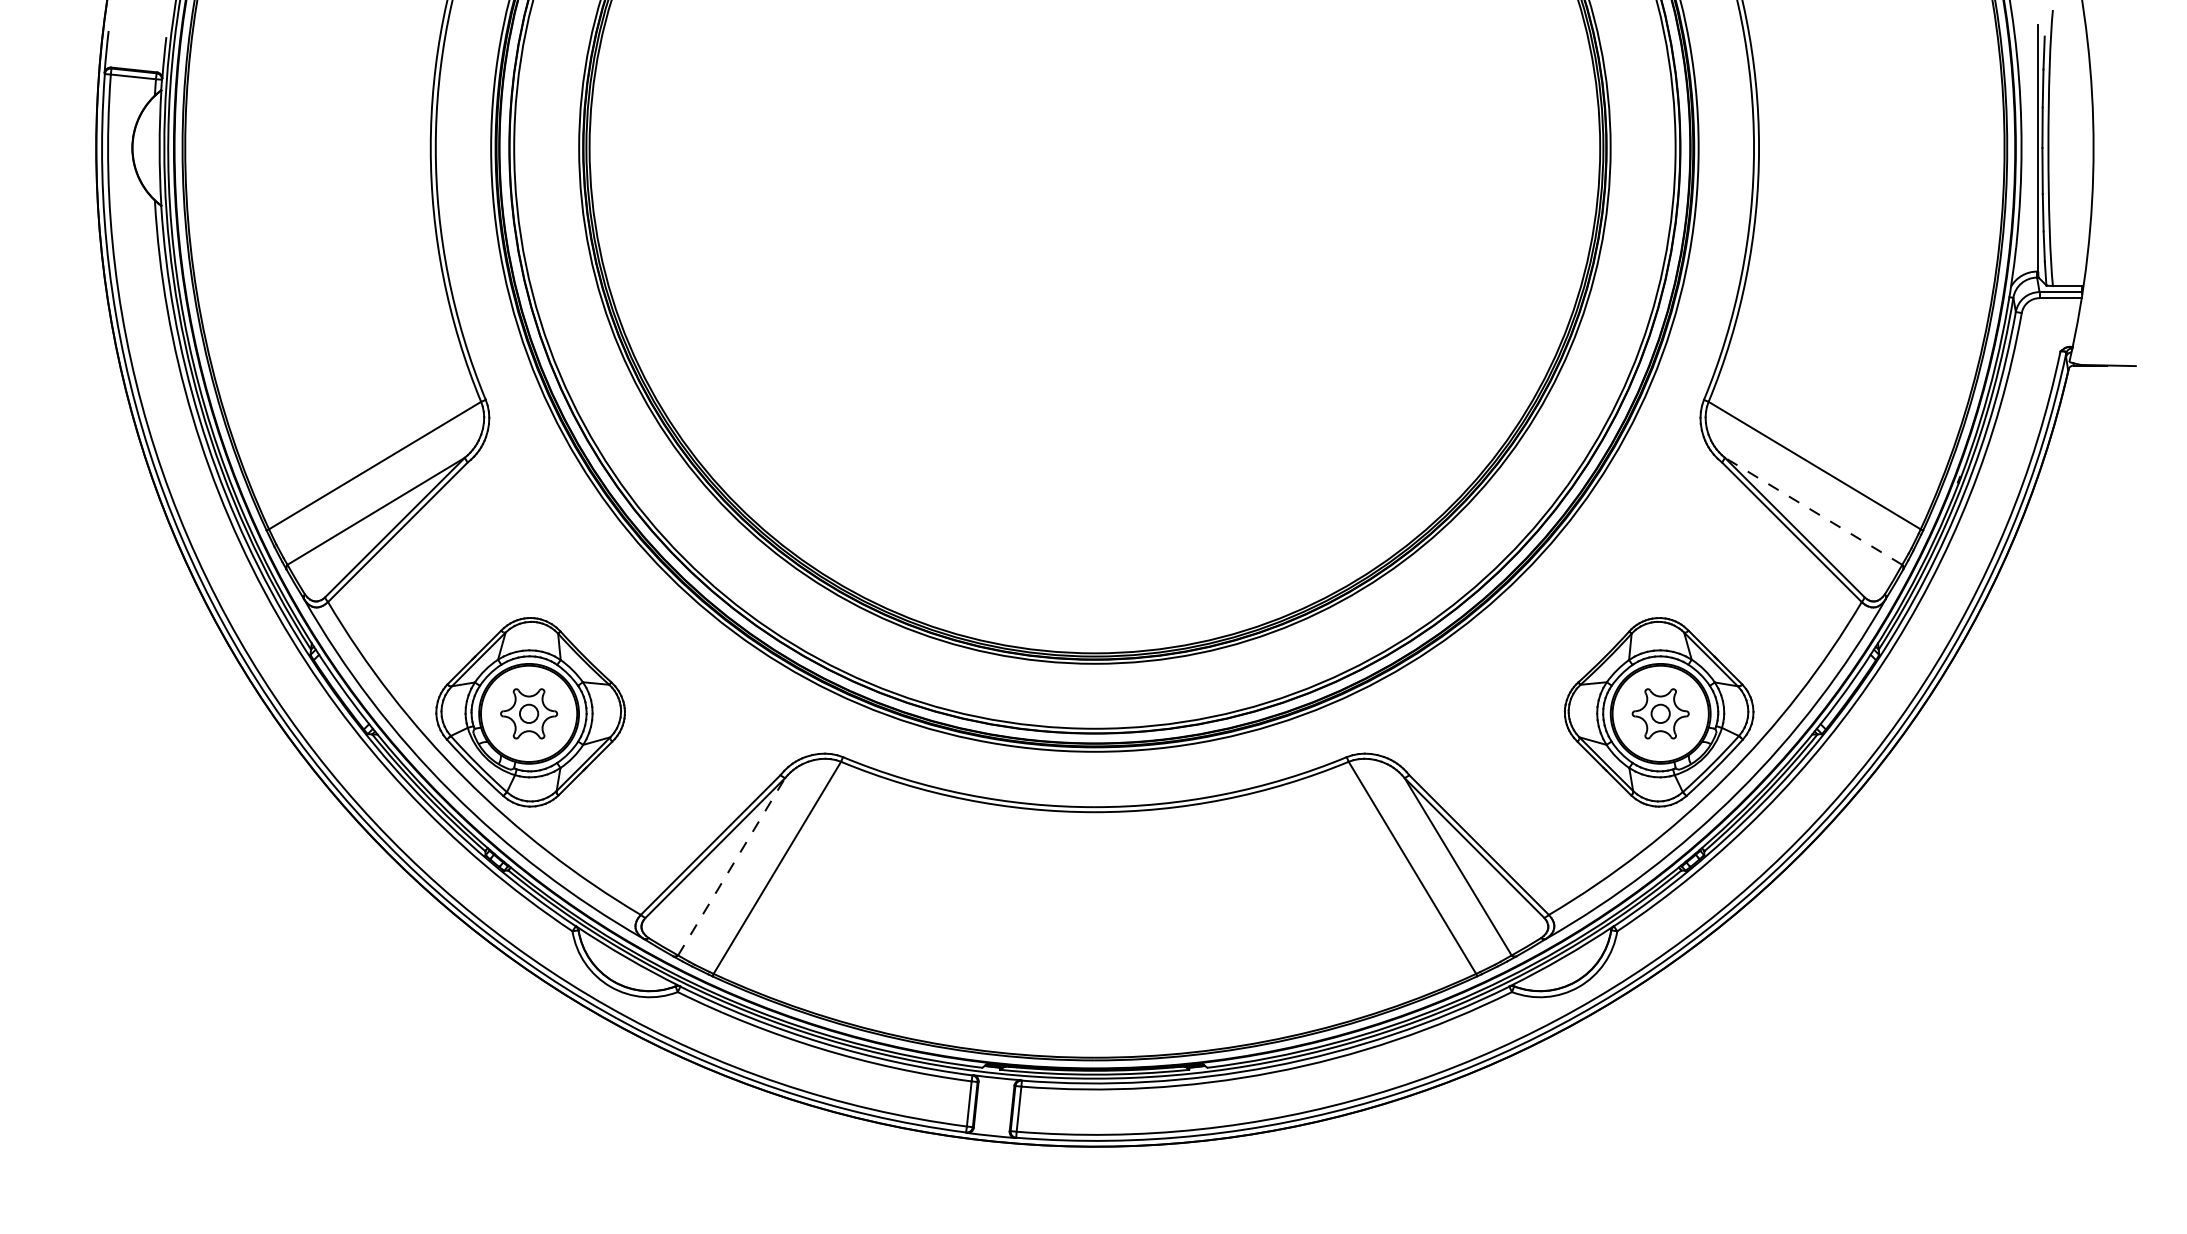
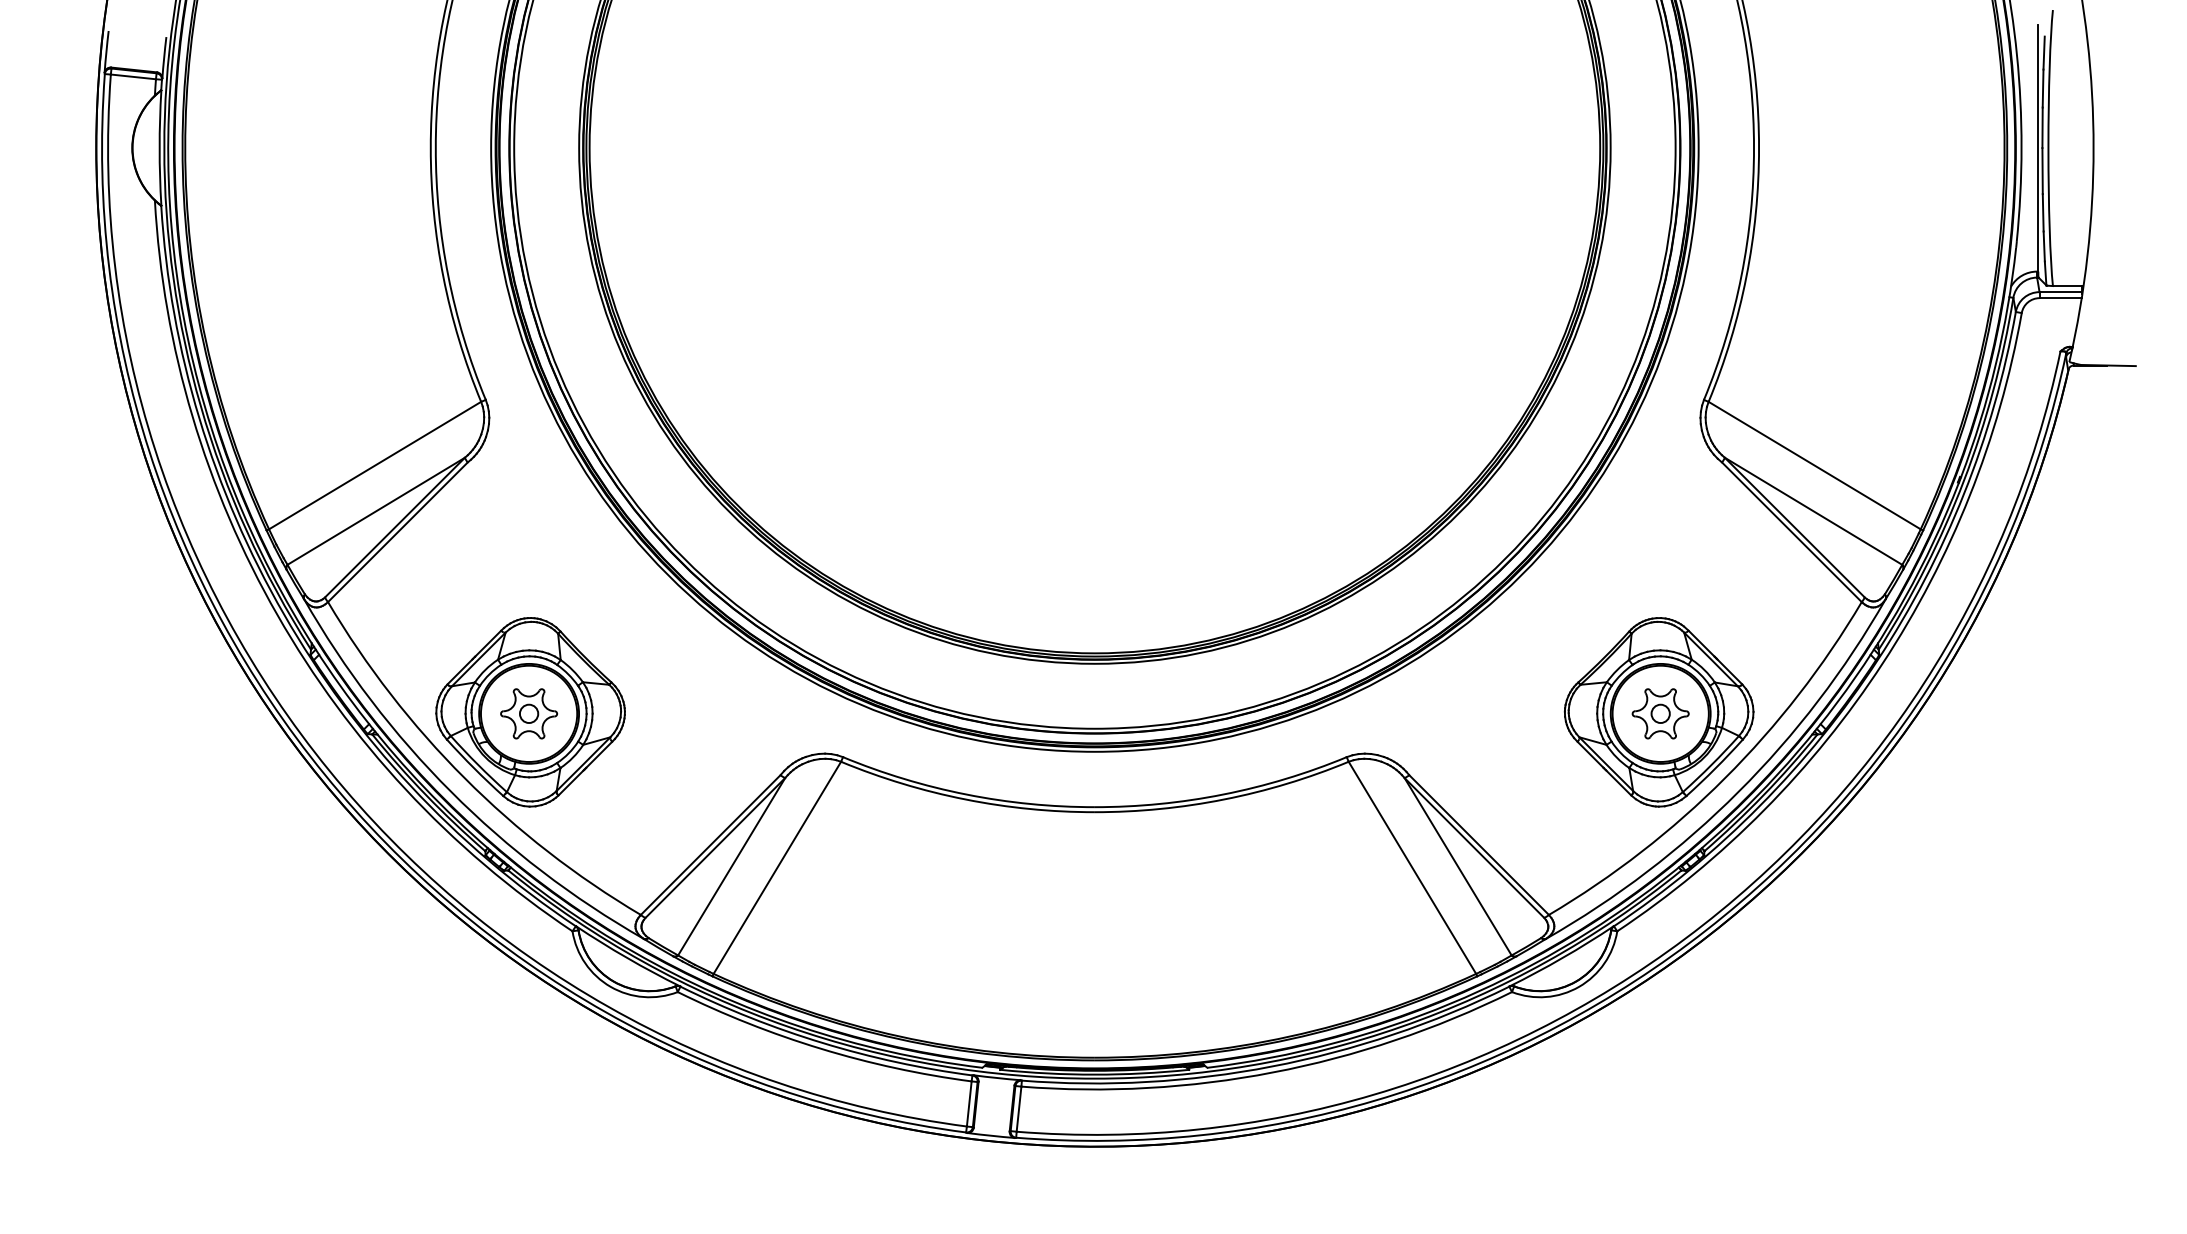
line: dashed -> solid (1813, 511)
line: dashed -> solid (731, 866)
